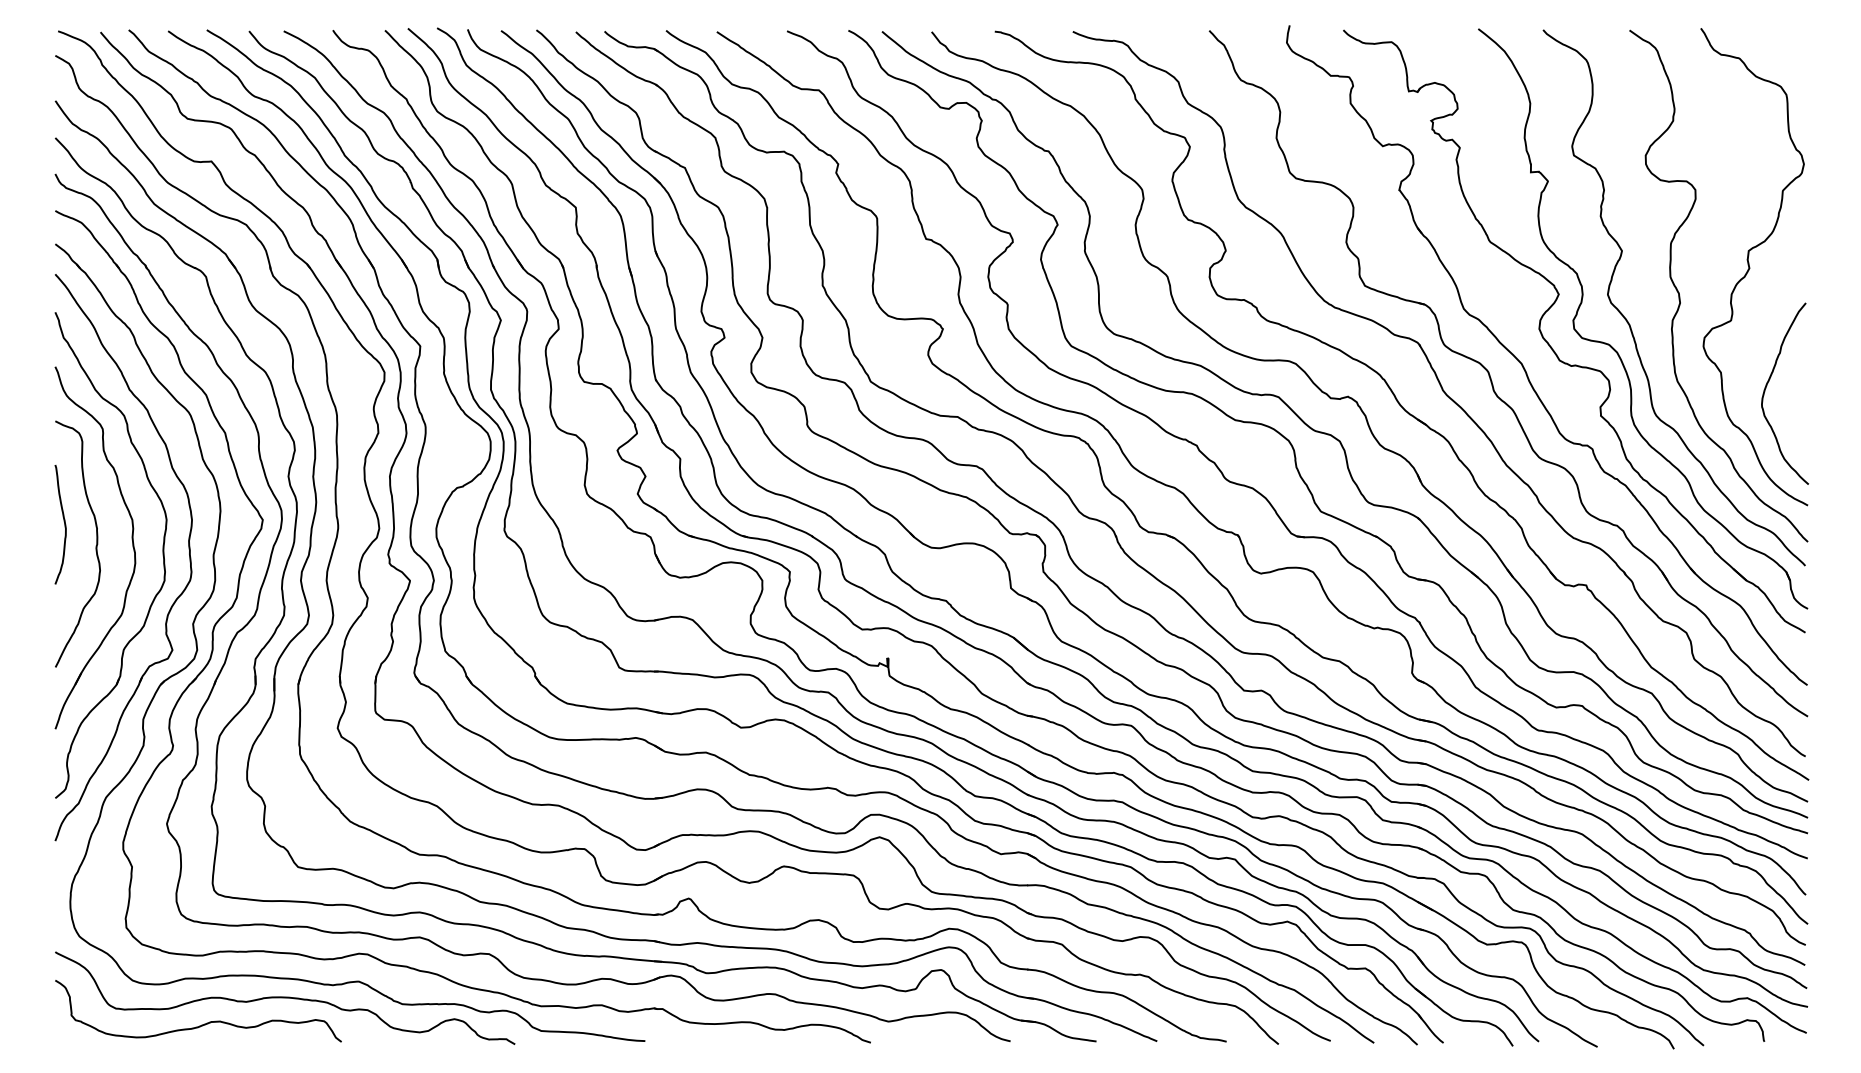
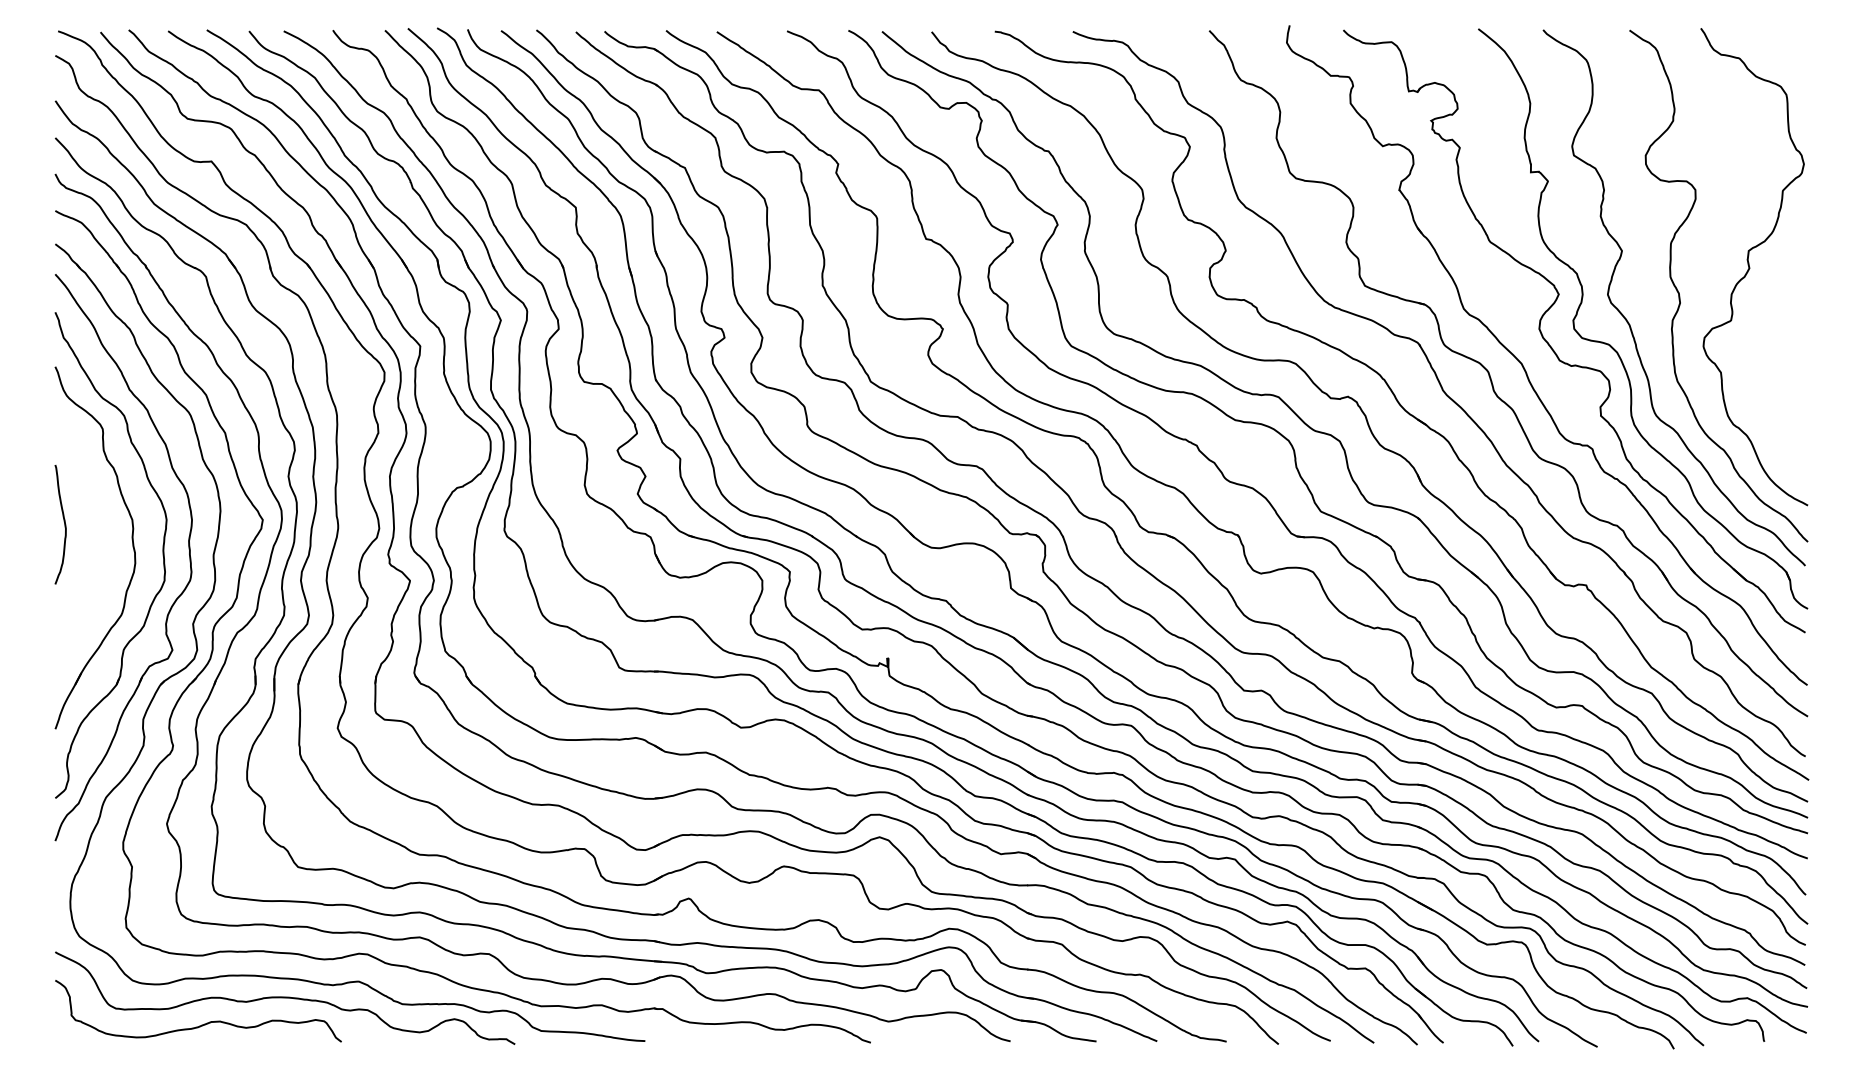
curve: present -> none (1766, 388)
curve: present -> none (95, 545)
